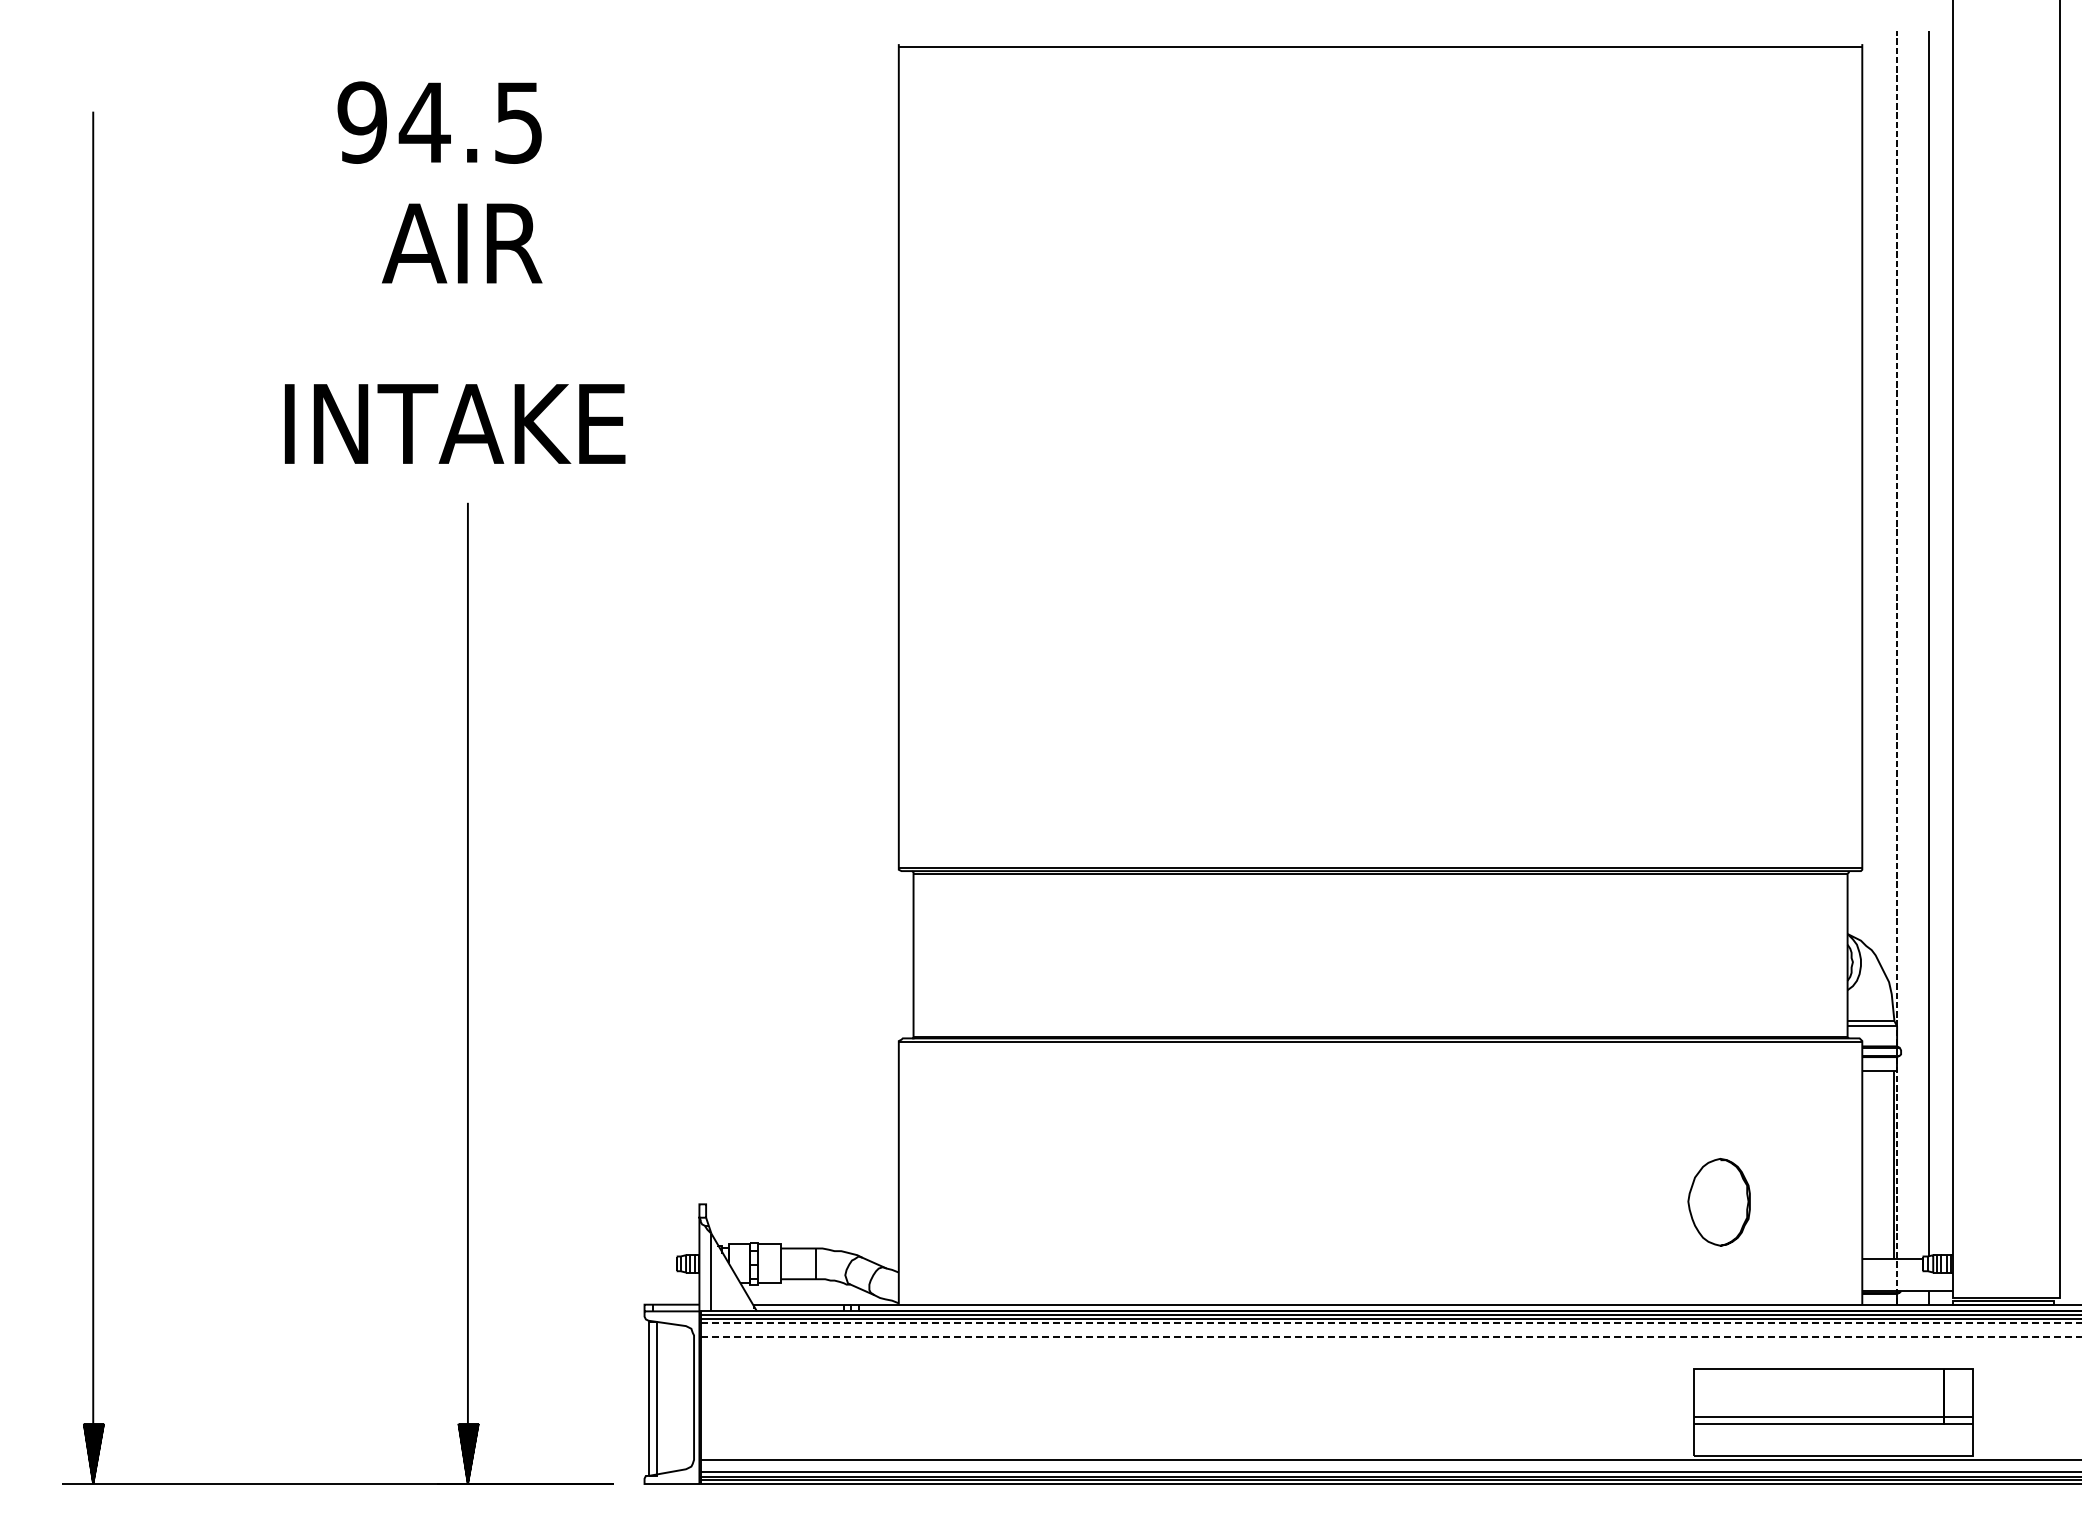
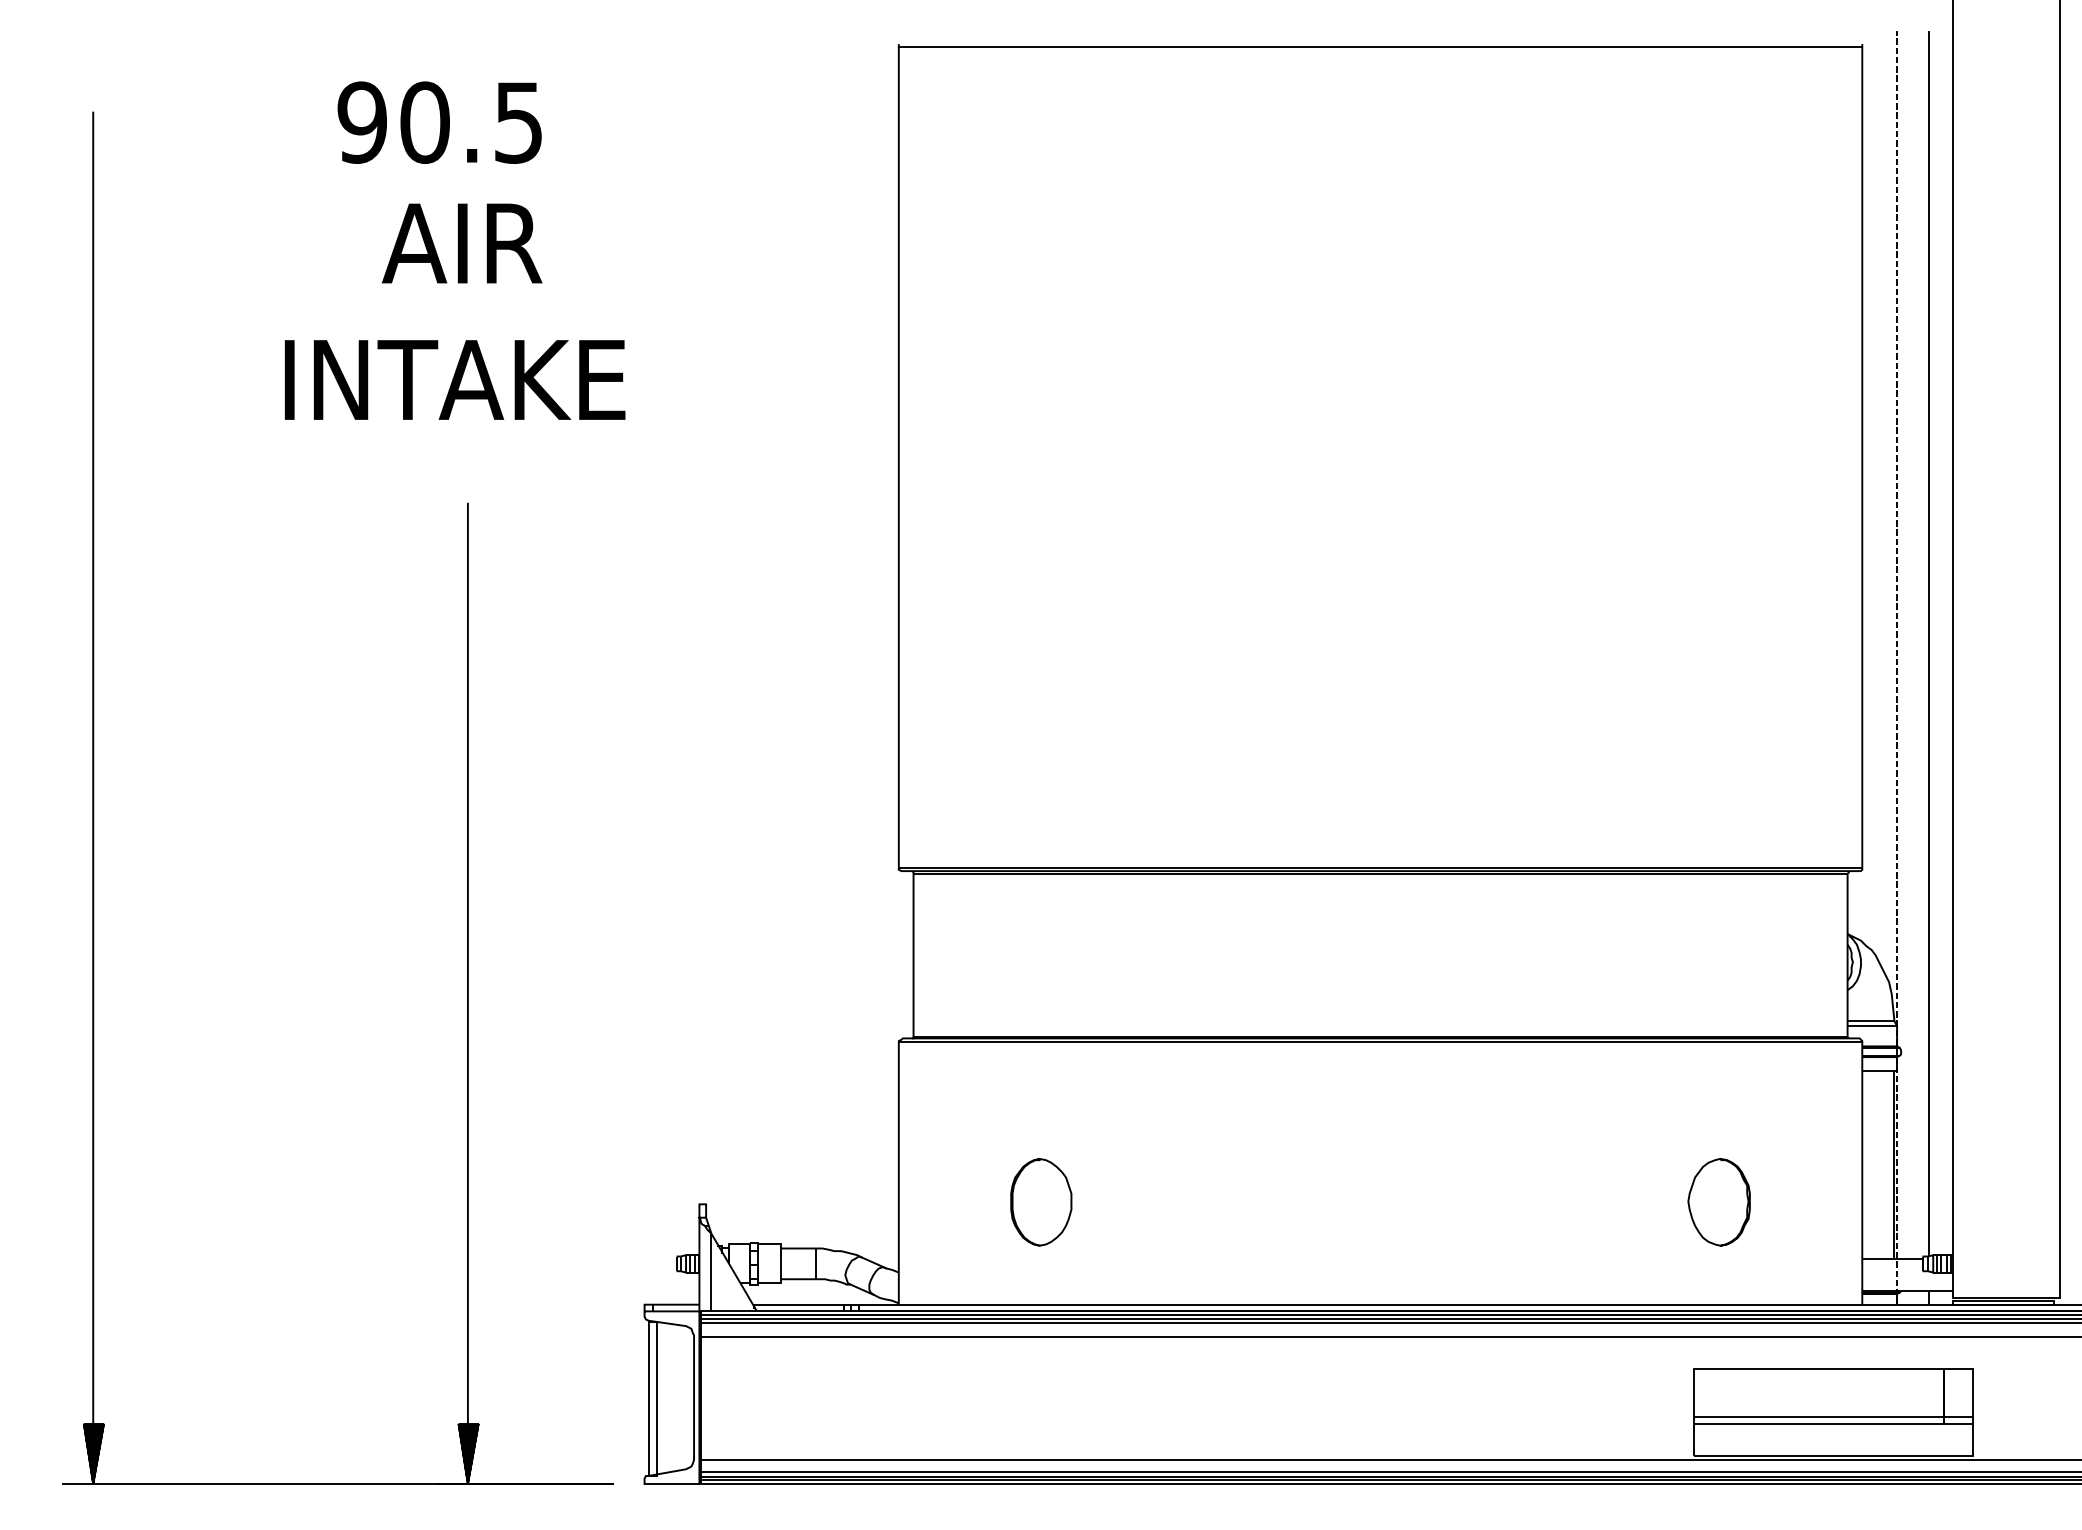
text: 94.5 -> 90.5 (424, 122)
text position: (455, 423) -> (455, 379) (455, 379)
part: none -> present (1041, 1202)
line: dashed -> solid (1391, 1323)
line: dashed -> solid (1391, 1336)
